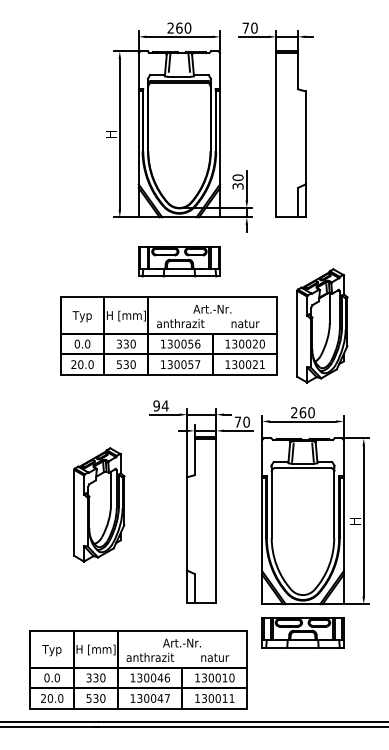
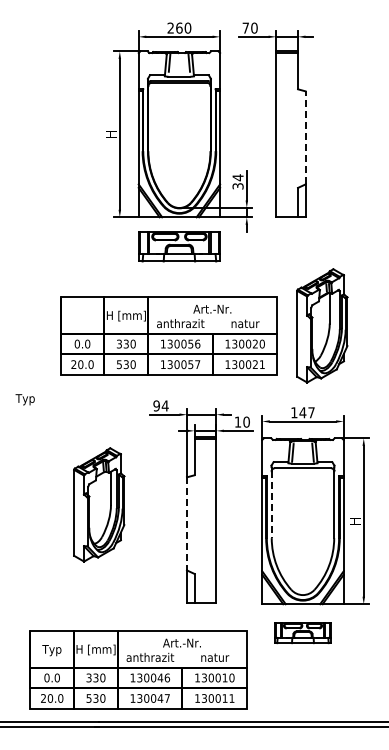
line: solid -> dashed (305, 137)
text: 30 -> 34 (237, 177)
part position: (179, 261) -> (179, 246) (179, 246)
text position: (81, 316) -> (24, 399) (24, 399)
text: 260 -> 147 (302, 412)
text: 70 -> 10 (237, 421)
line: solid -> dashed (271, 505)
line: solid -> dashed (186, 523)
part size: 84x32 px -> 58x23 px (302, 633)
